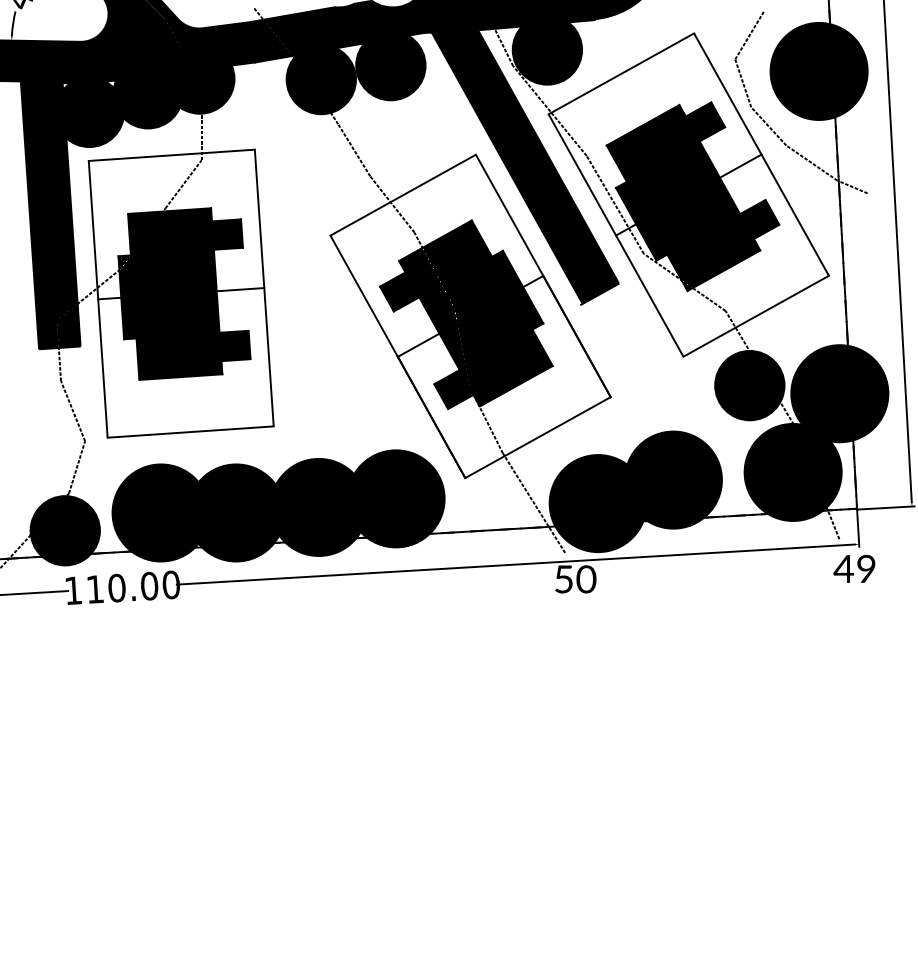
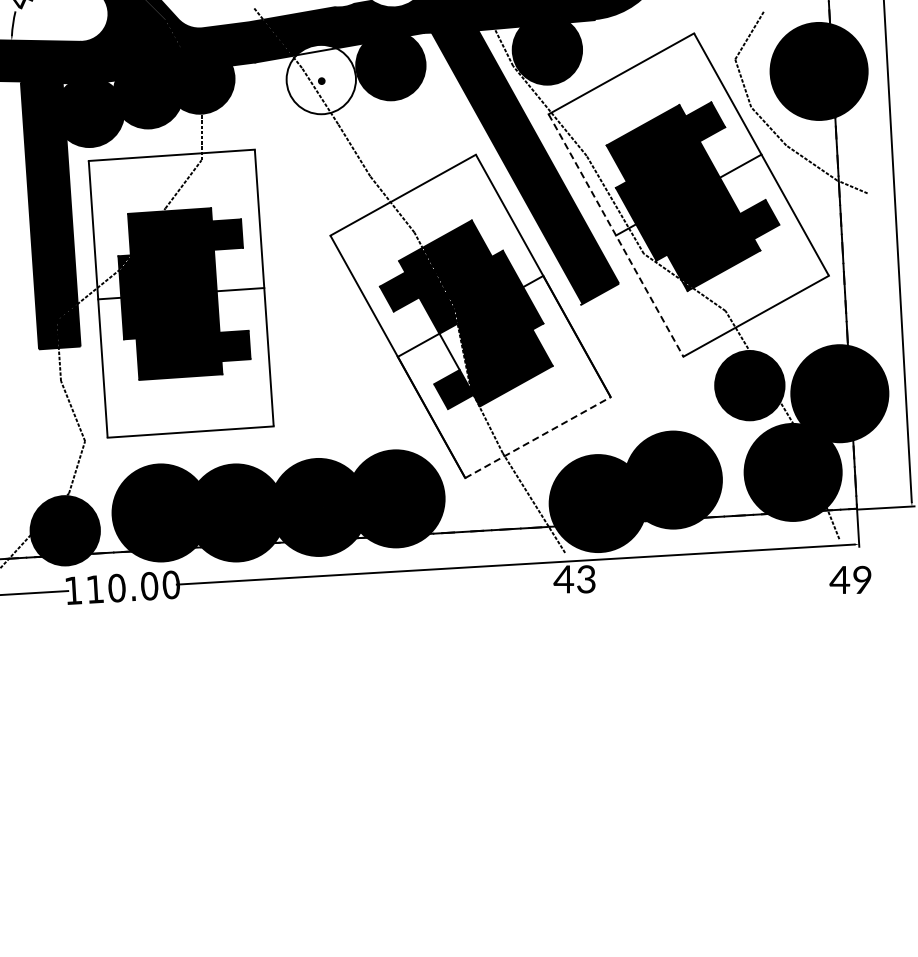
fill: present -> none (320, 79)
line: solid -> dashed (616, 235)
fill: present -> none (456, 358)
line: solid -> dashed (538, 437)
text position: (854, 568) -> (850, 579) (850, 579)
text: 50 -> 43 (574, 579)
